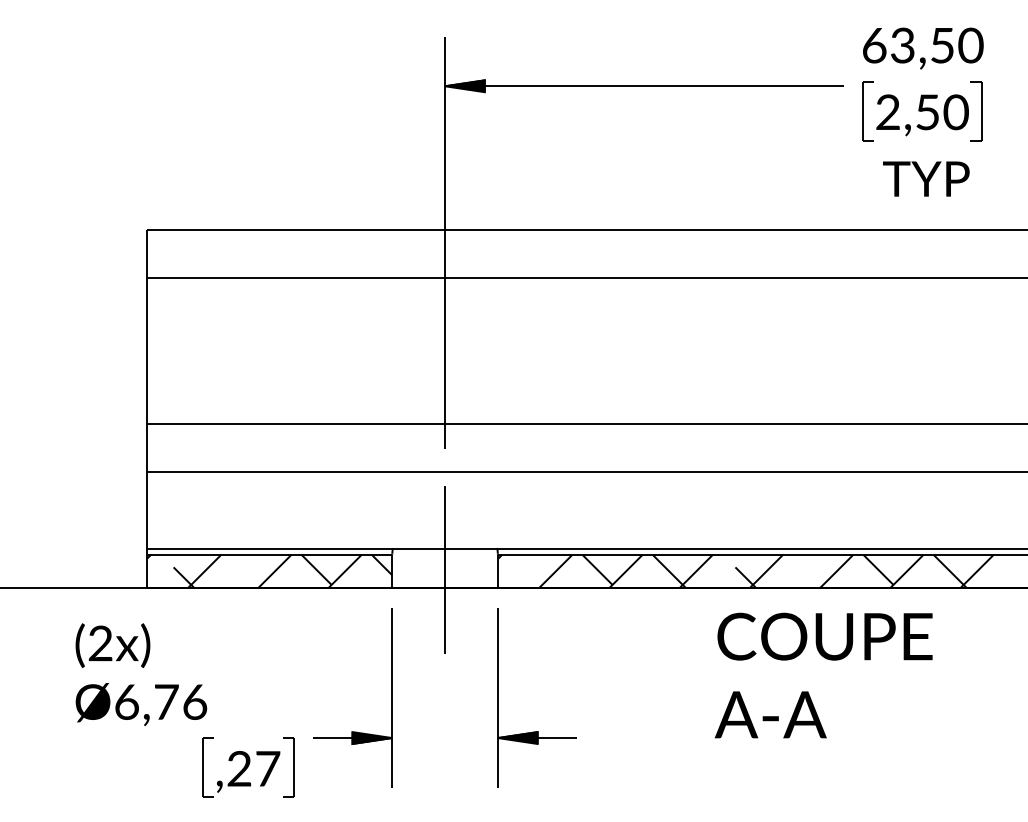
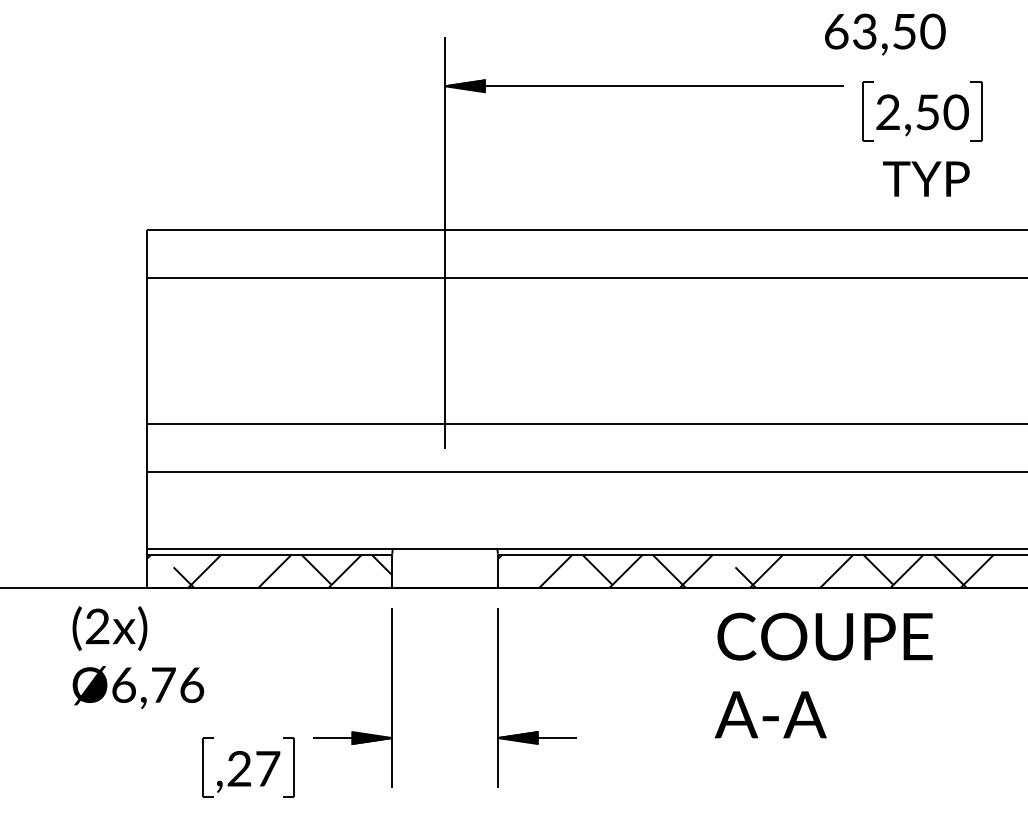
text position: (923, 48) -> (885, 34) (885, 34)
line: present -> none (445, 569)
text position: (141, 674) -> (138, 657) (138, 657)
